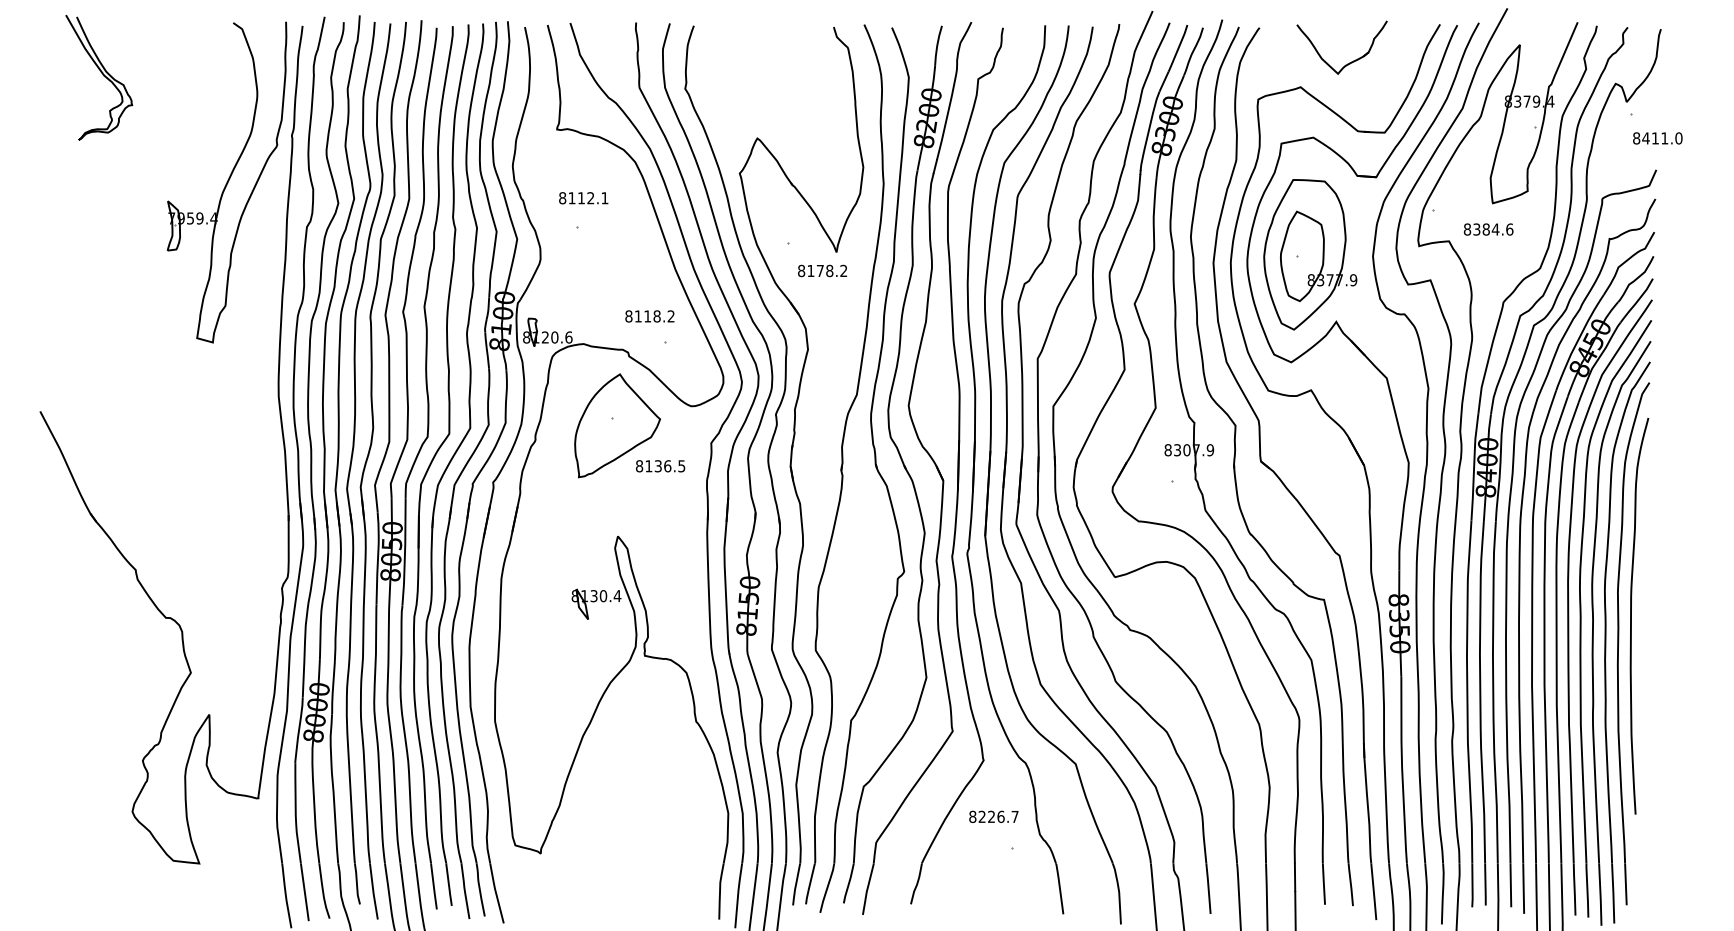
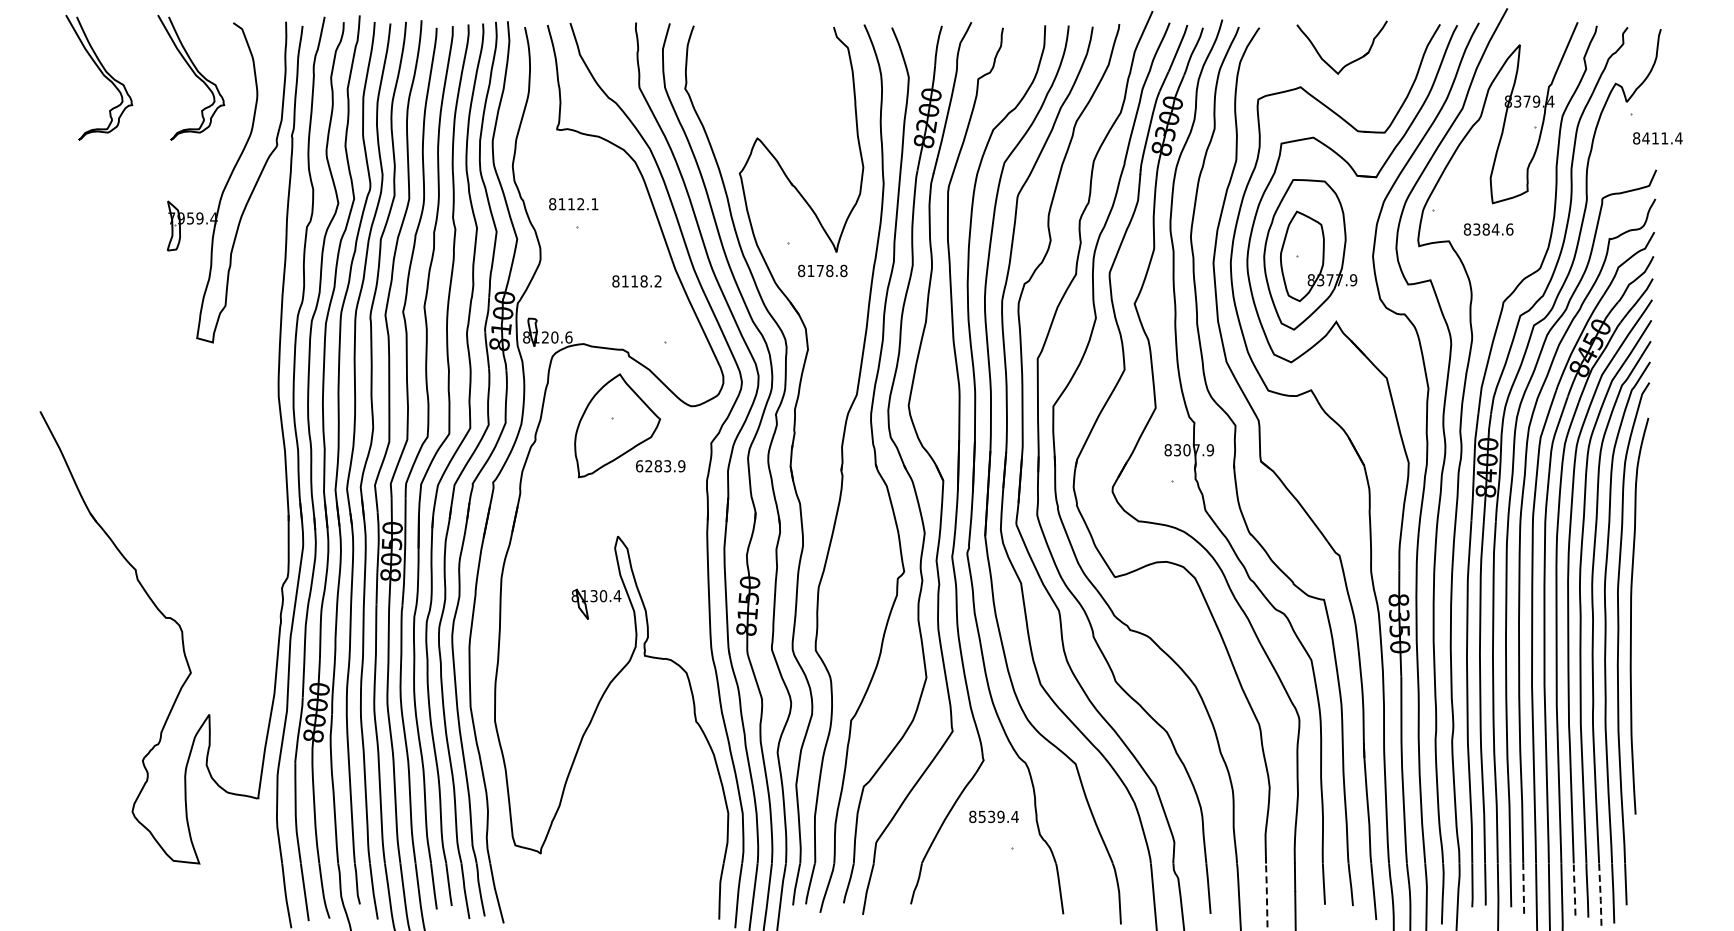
curve: none -> present (195, 76)
text: 8411.0 -> 8411.4 (1678, 138)
text position: (583, 198) -> (573, 204) (573, 204)
text: 8178.2 -> 8178.8 (843, 271)
text position: (649, 316) -> (636, 281) (636, 281)
text: 8136.5 -> 6283.9 (660, 466)
text: 8226.7 -> 8539.4 (998, 816)
line: solid -> dashed (1523, 888)
line: solid -> dashed (1574, 889)
line: solid -> dashed (1266, 895)
line: solid -> dashed (1600, 895)
